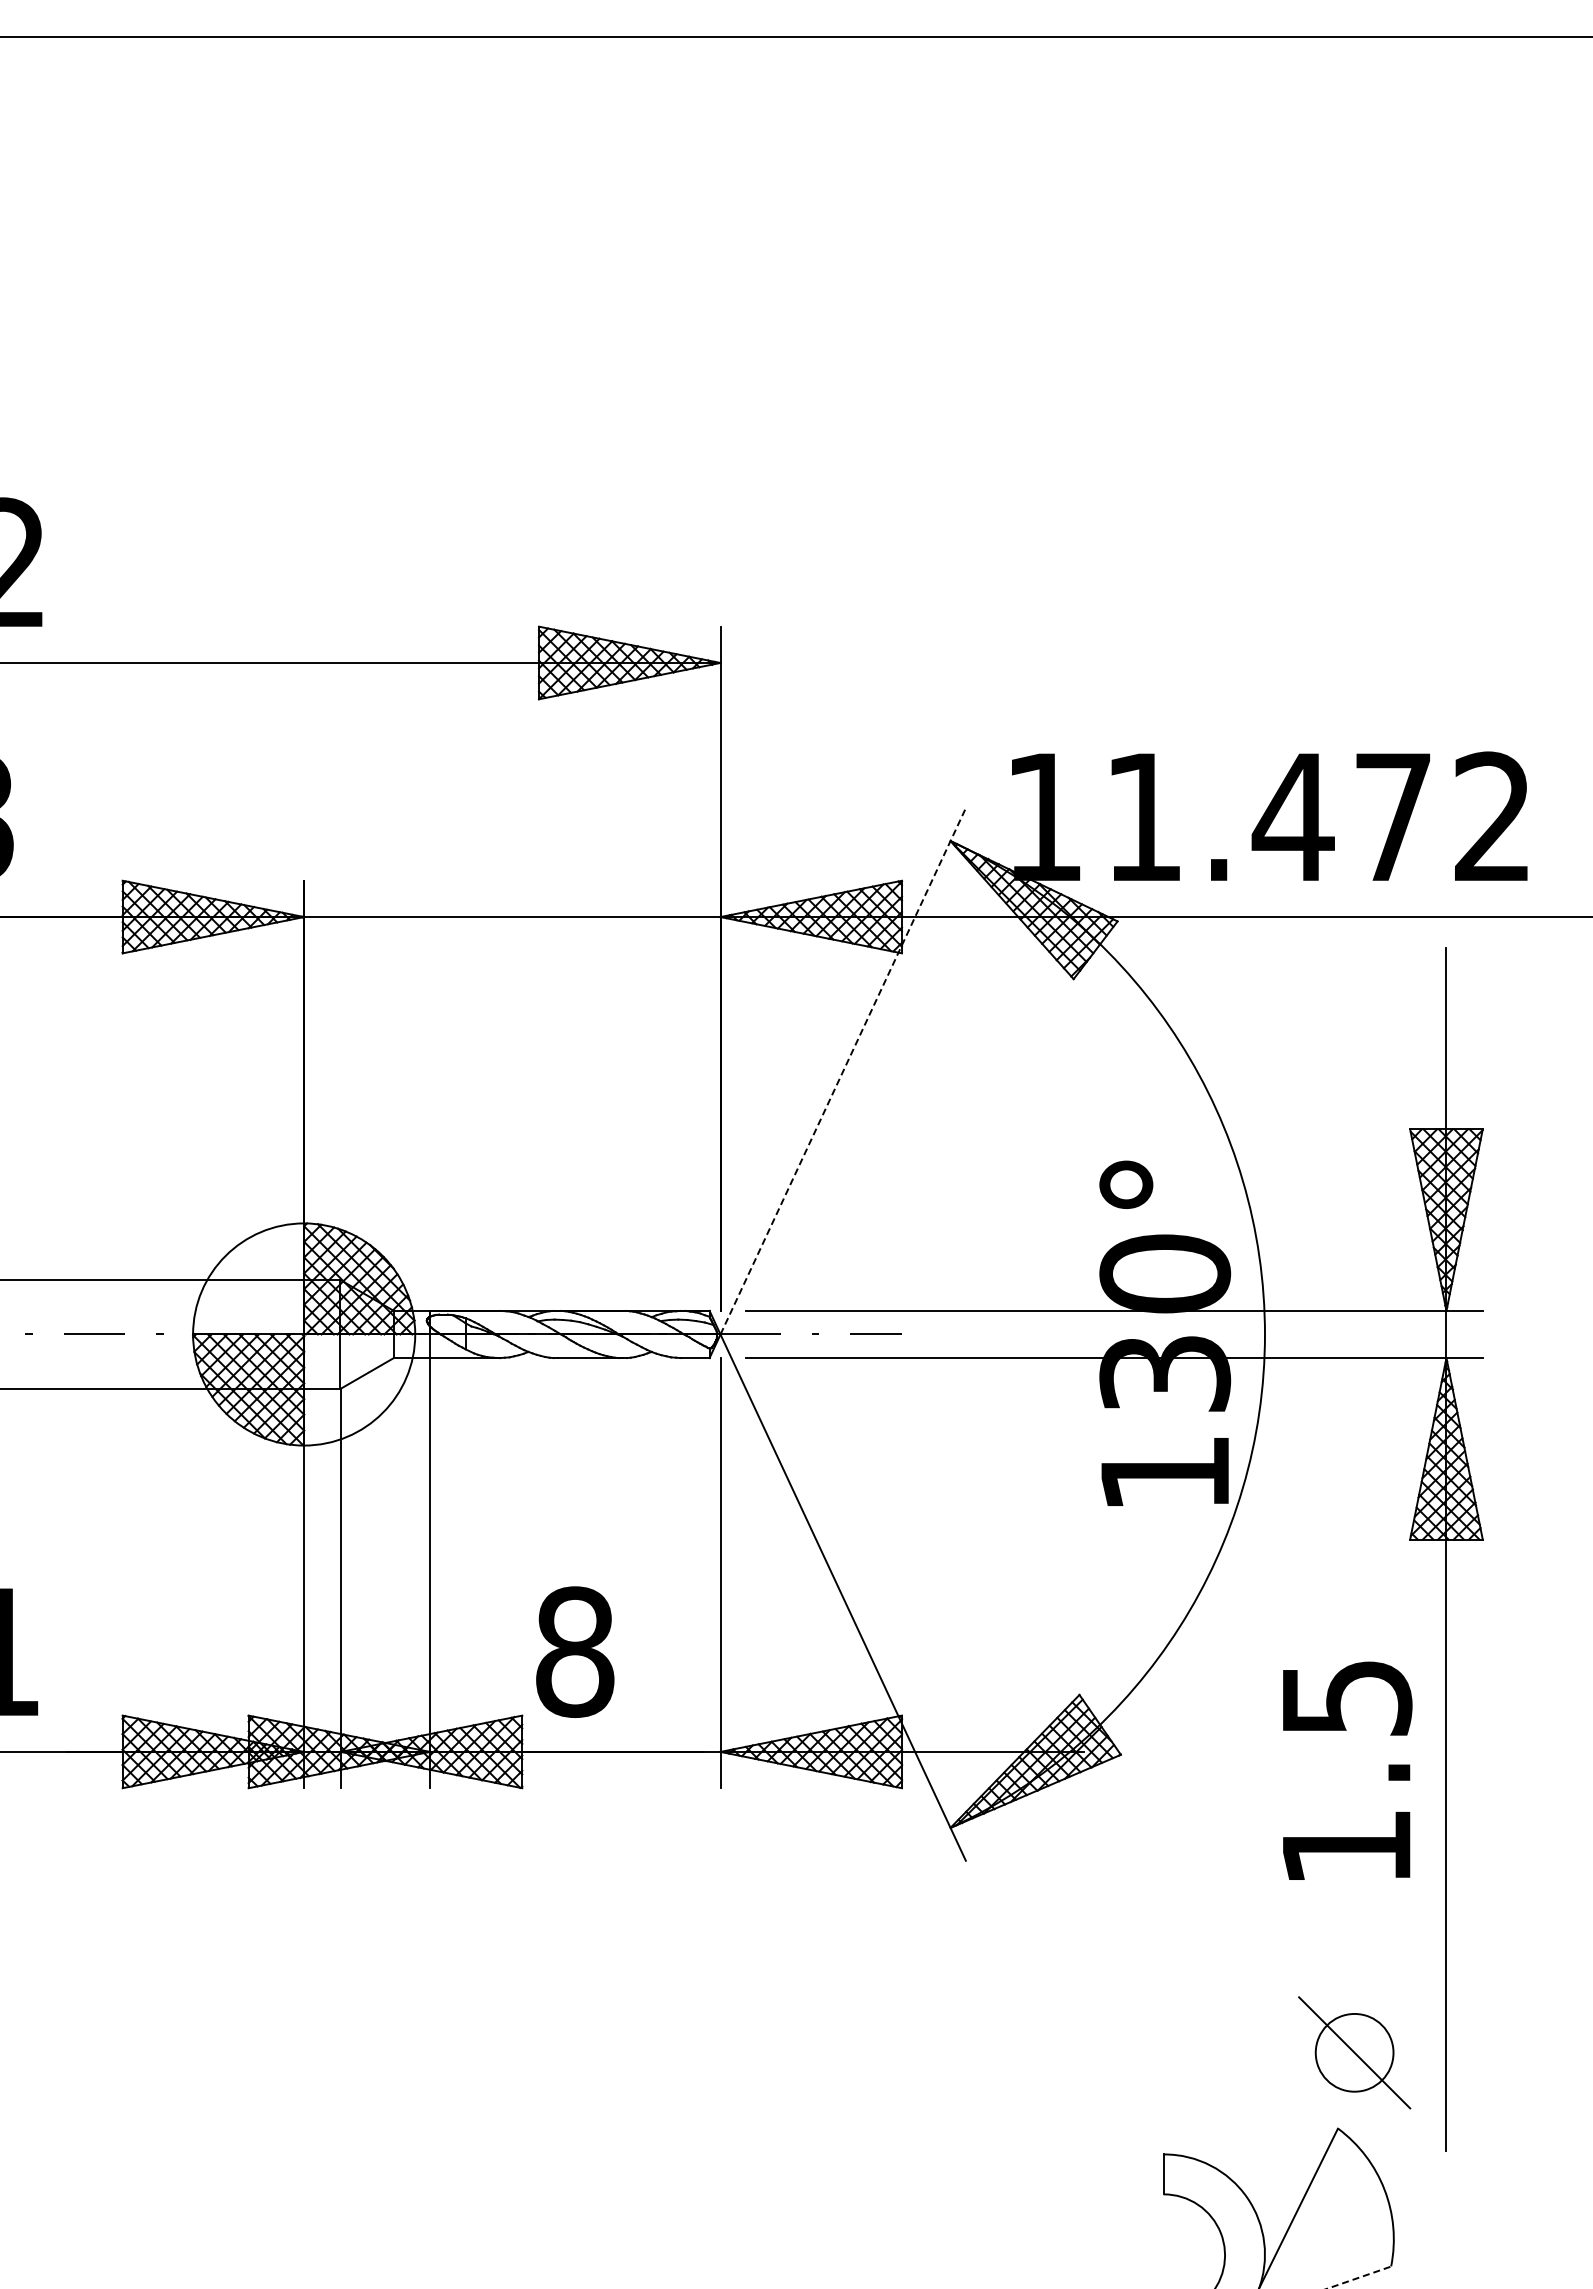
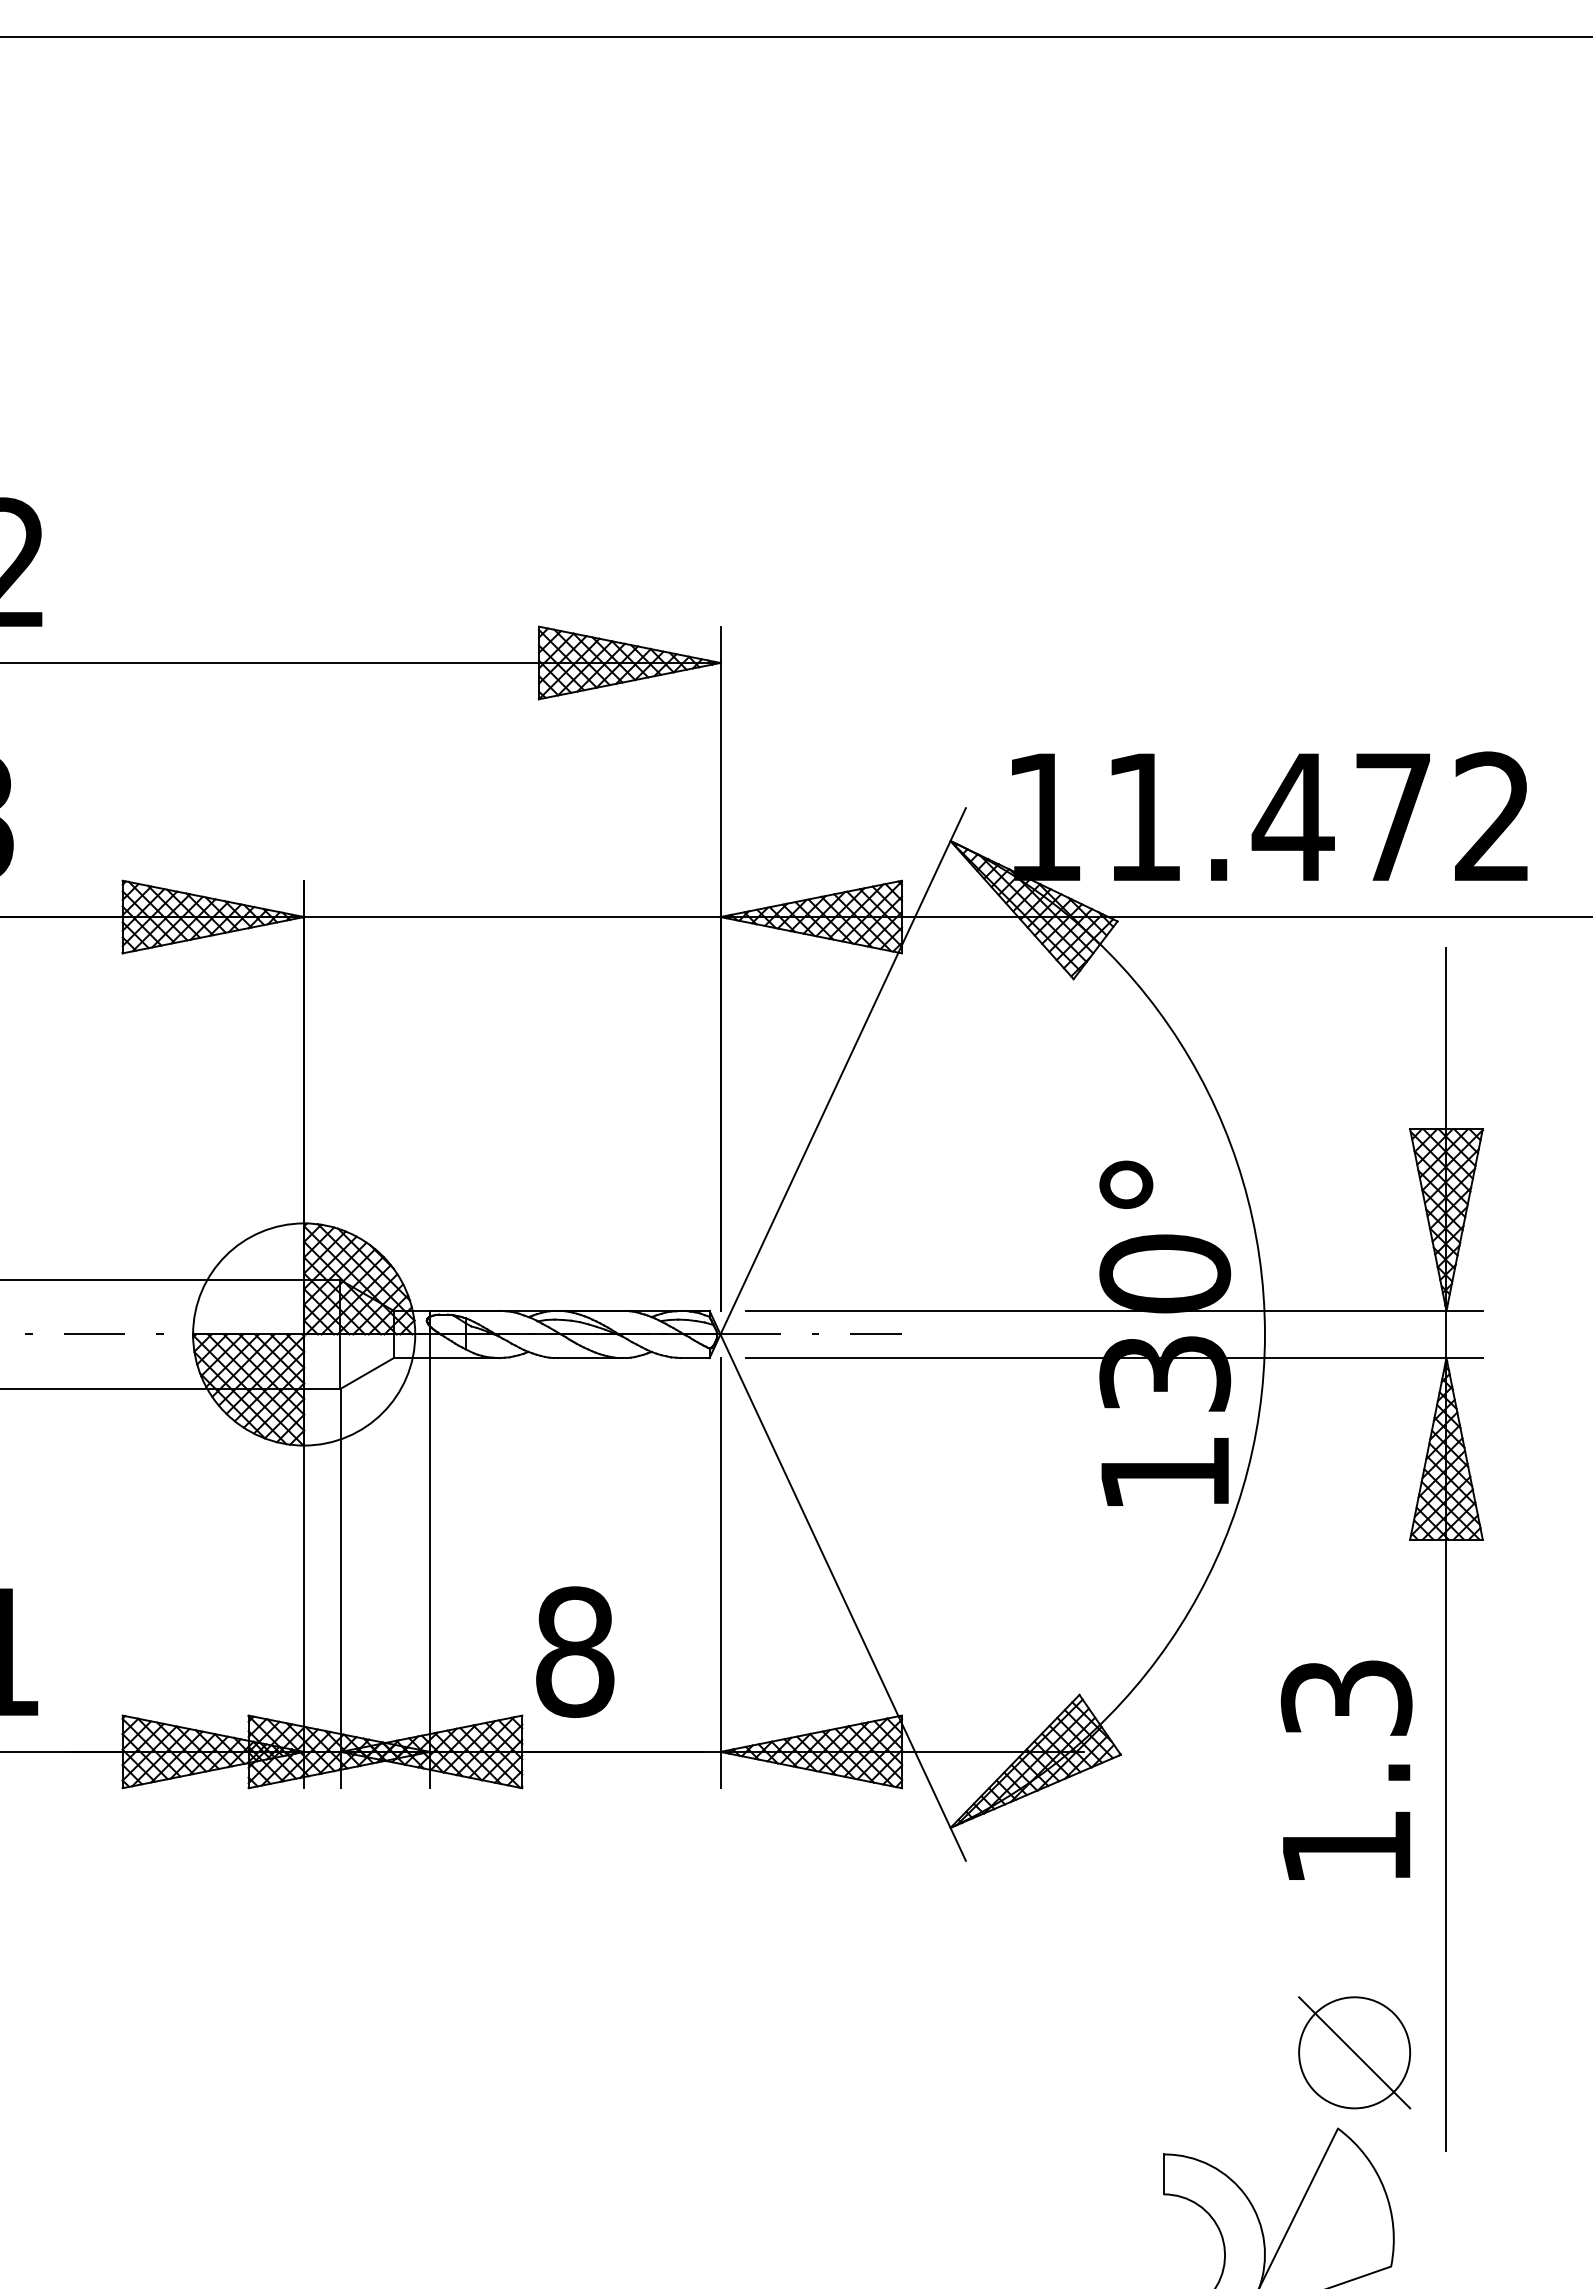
line: dashed -> solid (843, 1070)
text: 1.5 -> 1.3 (1346, 1697)
circle diameter: 78 px -> 111 px (1354, 2052)
line: dashed -> solid (1358, 2277)
